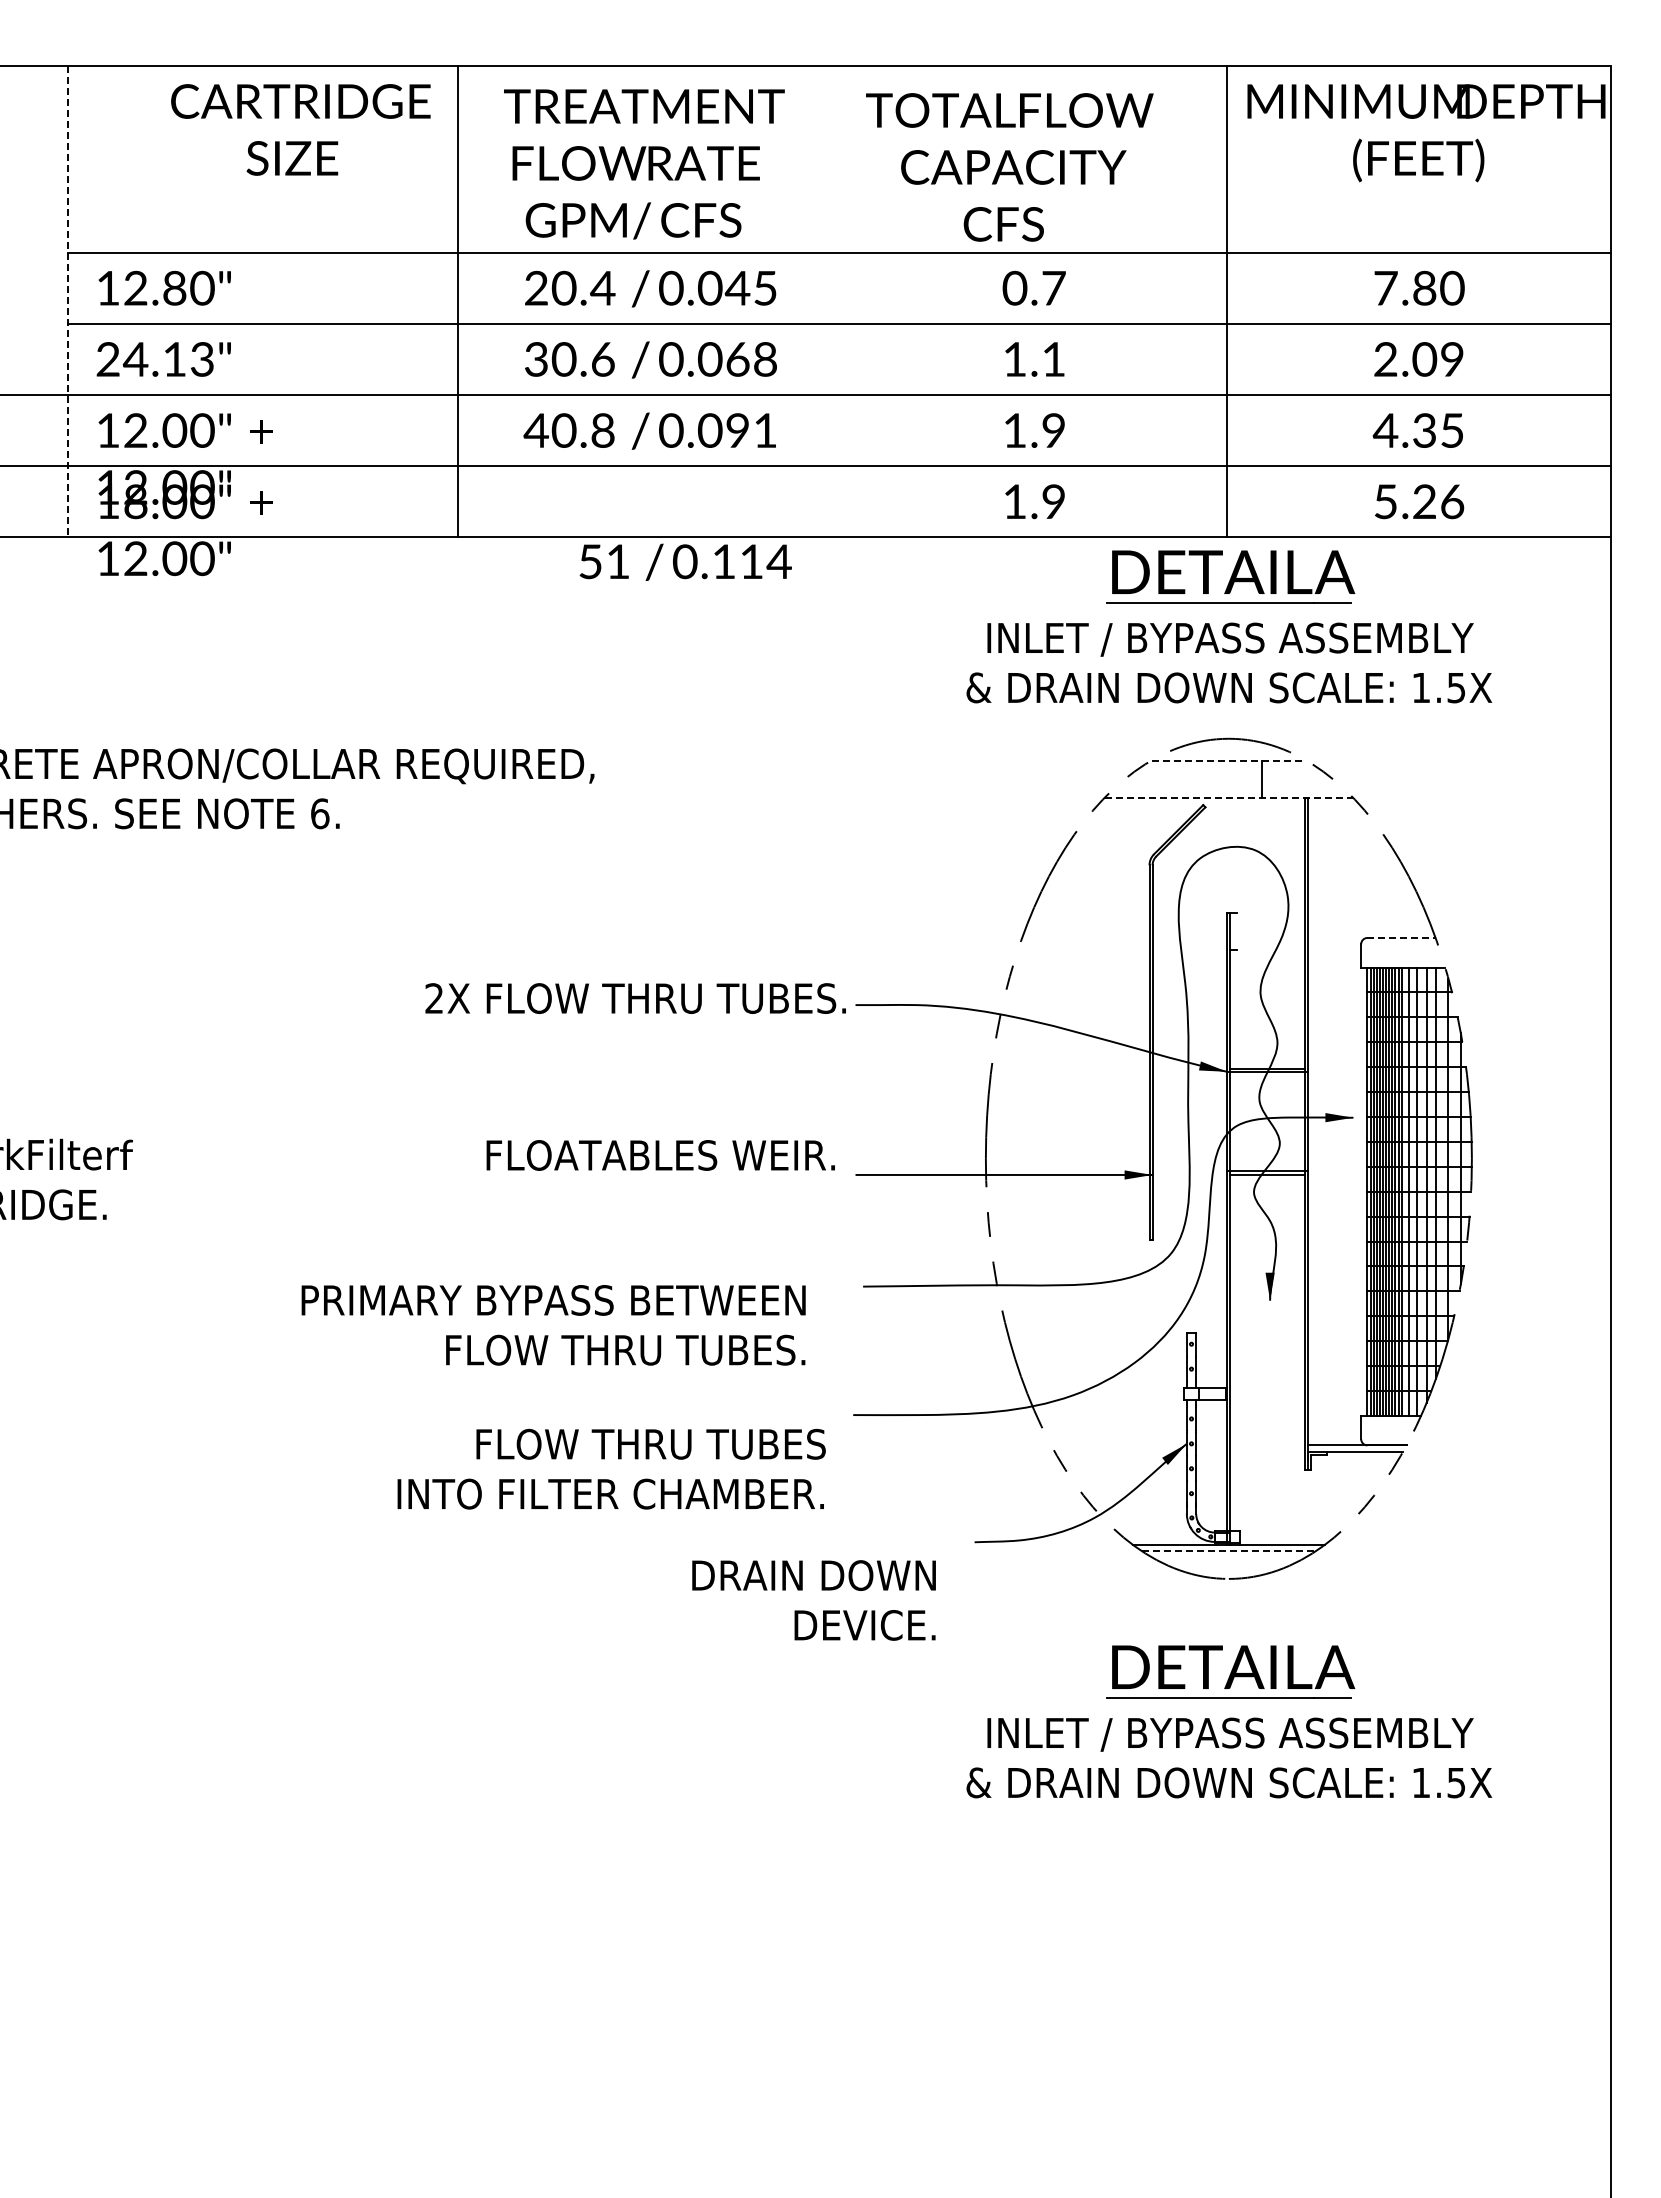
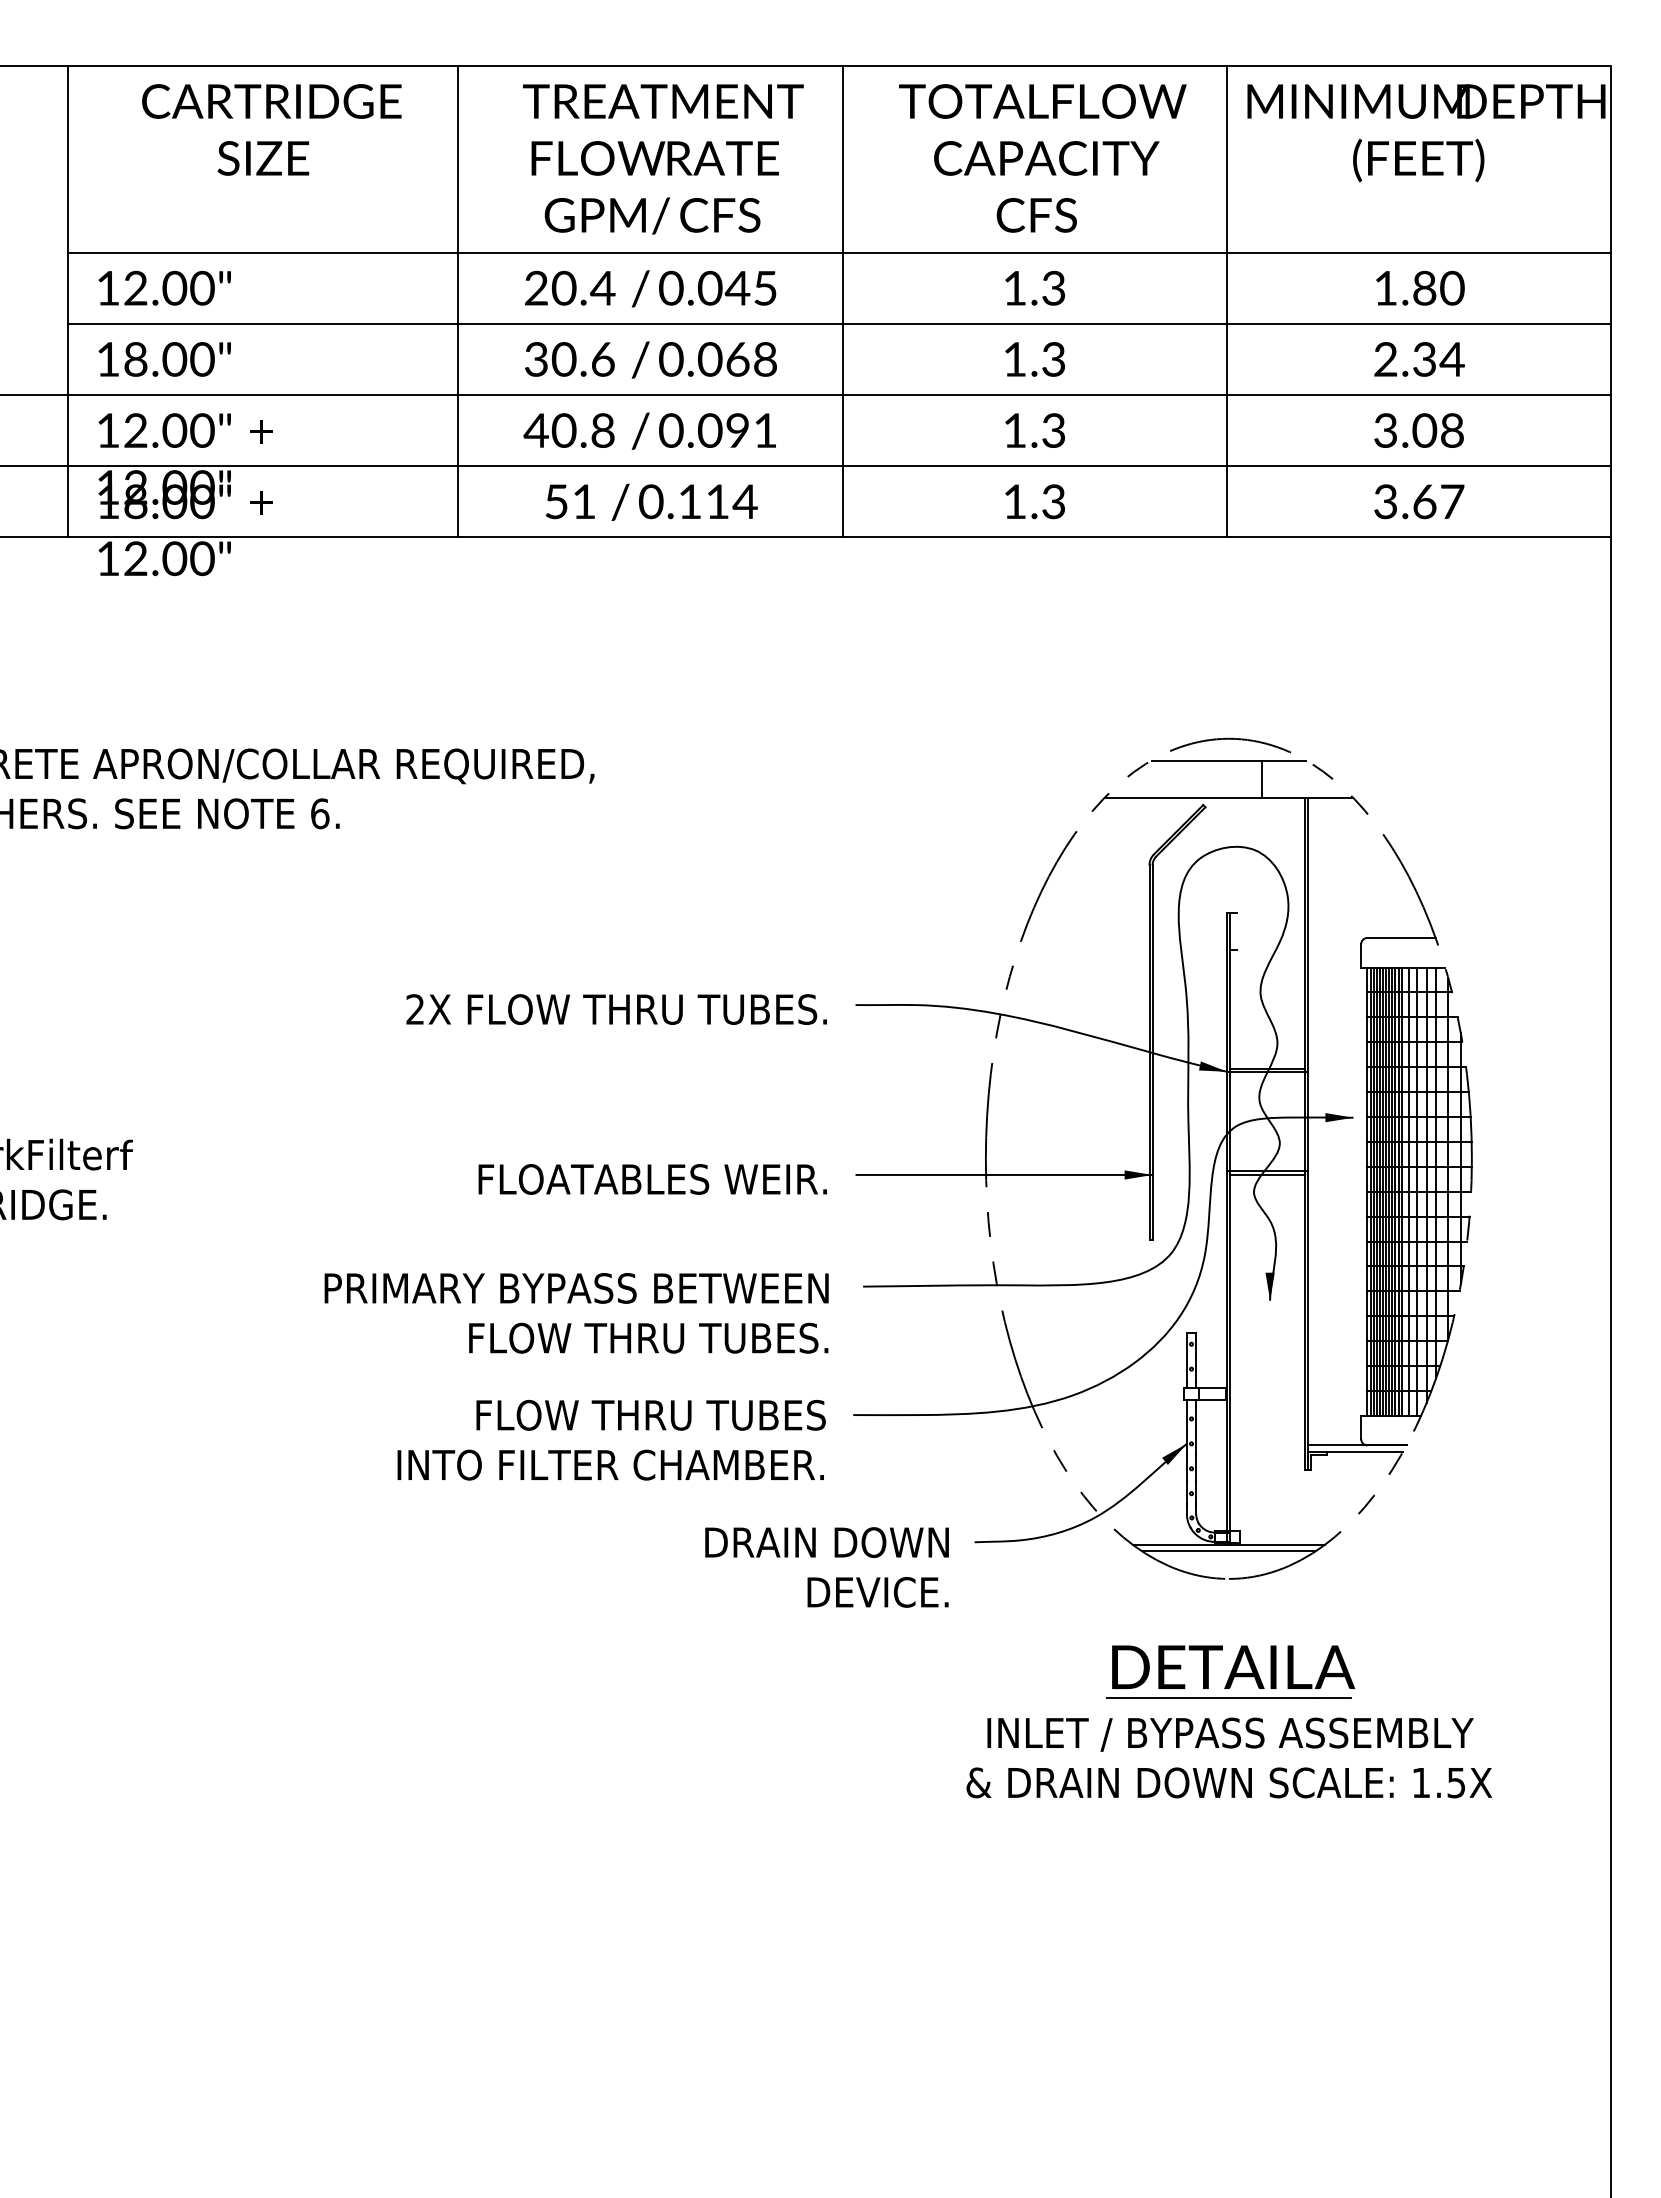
text position: (300, 129) -> (271, 129) (271, 129)
text position: (644, 164) -> (663, 159) (663, 159)
text position: (1009, 167) -> (1042, 158) (1042, 158)
text: 0.7 -> 1.3 (1033, 287)
text: 12.80" -> 12.00" (174, 288)
text: 7.80 -> 1.80 (1385, 288)
line: dashed -> solid (68, 301)
line: none -> present (842, 301)
text: 24.13" -> 18.00" (155, 359)
text: 1.1 -> 1.3 (1053, 359)
text: 2.09 -> 2.34 (1438, 359)
text: 1.9 -> 1.3 (1053, 430)
text: 4.35 -> 3.08 (1417, 430)
text: 1.9 -> 1.3 (1053, 501)
text: 5.26 -> 3.67 (1419, 501)
text position: (685, 561) -> (651, 501) (651, 501)
part: present -> none (1229, 626)
line: dashed -> solid (1229, 760)
line: dashed -> solid (1229, 797)
line: dashed -> solid (1401, 937)
text position: (635, 998) -> (616, 1009) (616, 1009)
text position: (660, 1155) -> (652, 1179) (652, 1179)
text position: (553, 1325) -> (576, 1313) (576, 1313)
text position: (611, 1468) -> (611, 1439) (611, 1439)
line: dashed -> solid (1228, 1551)
text position: (813, 1600) -> (826, 1567) (826, 1567)
